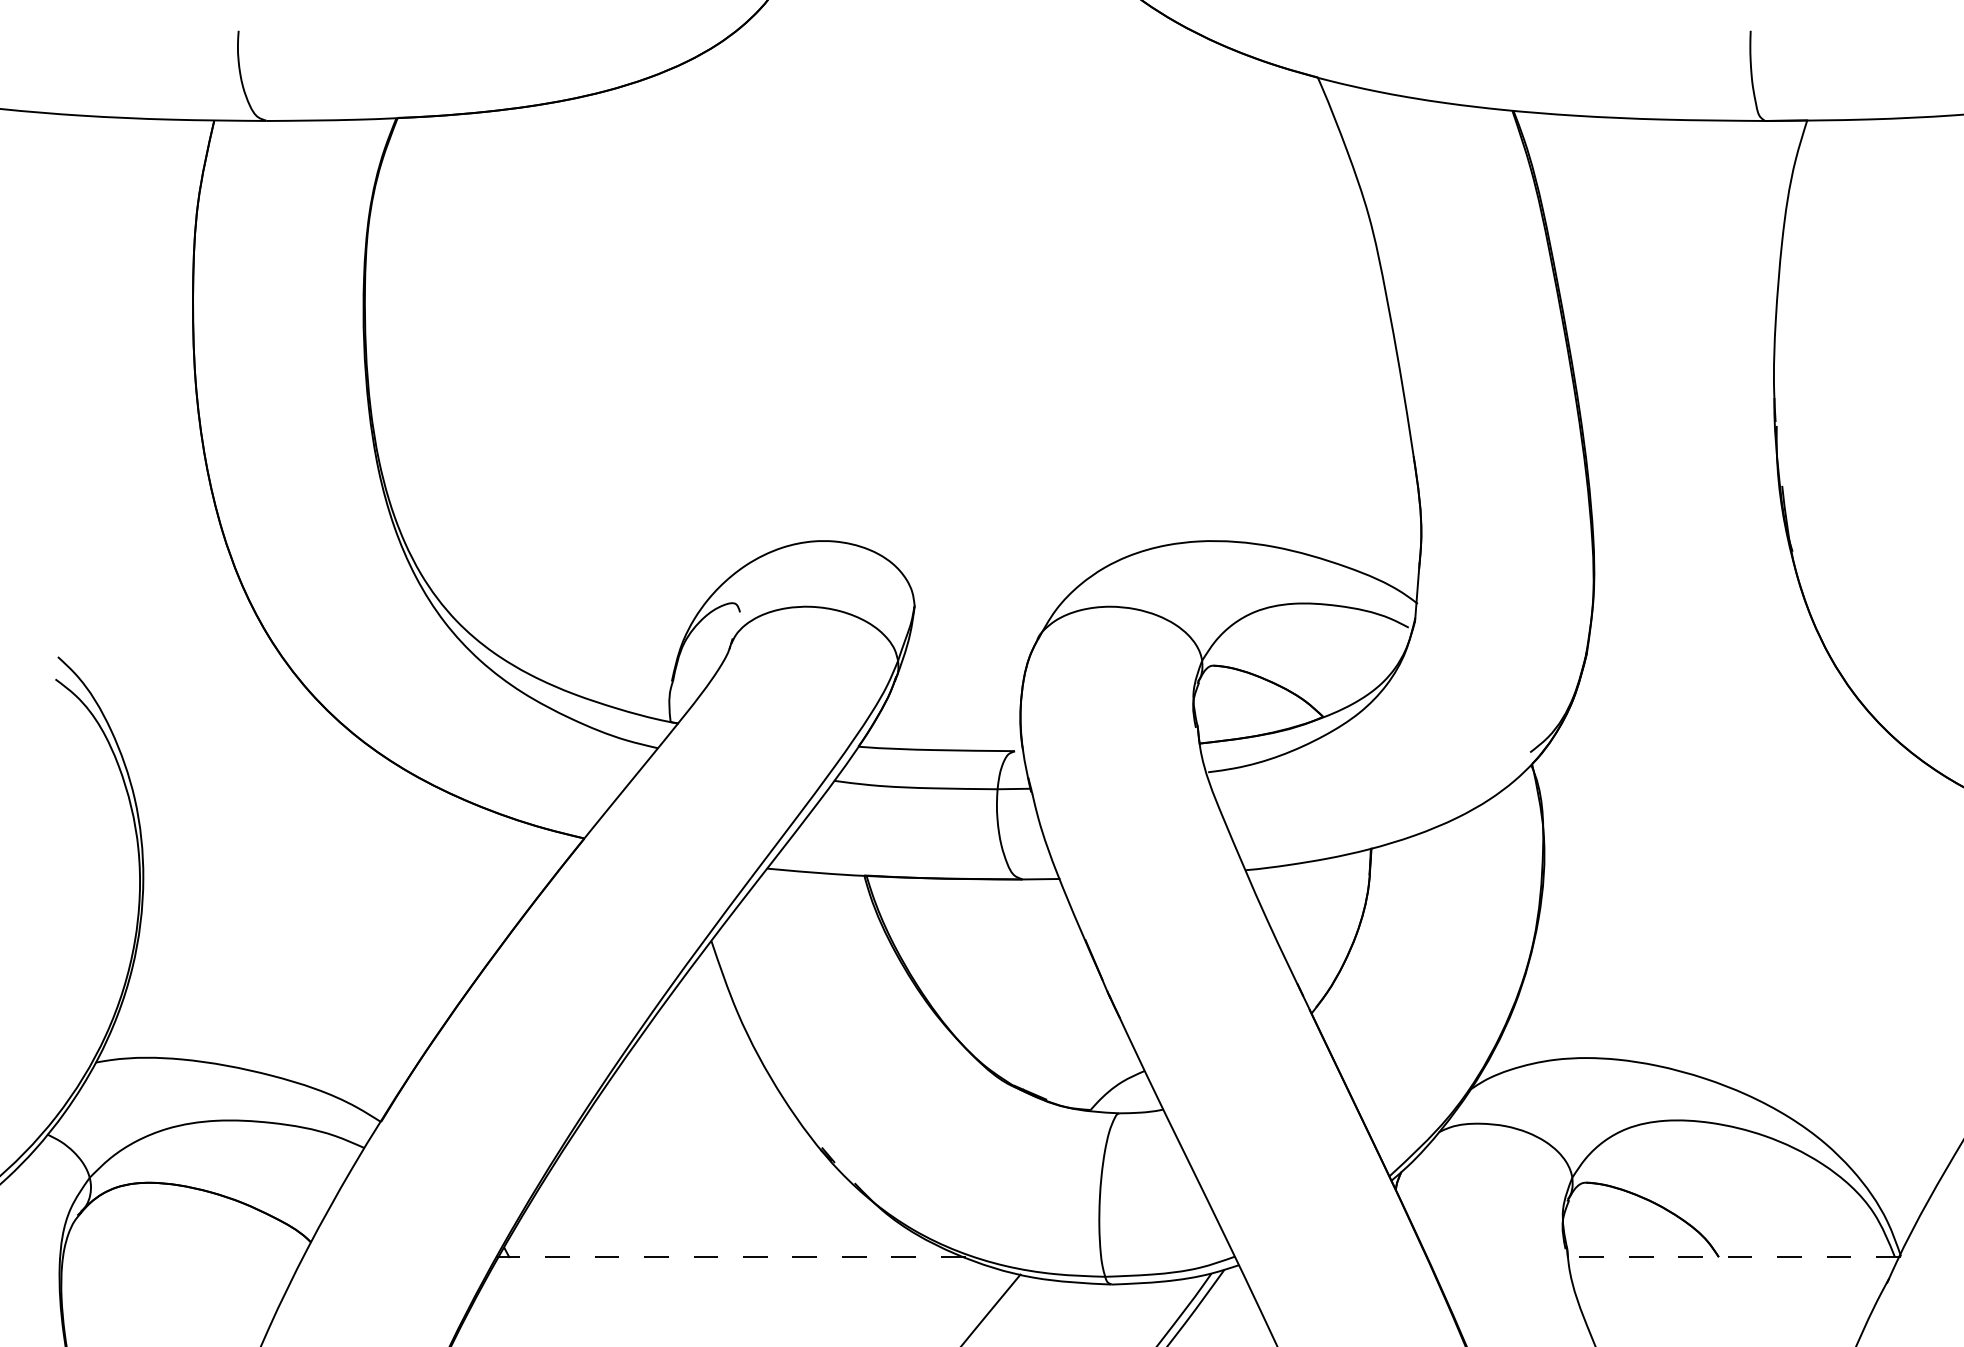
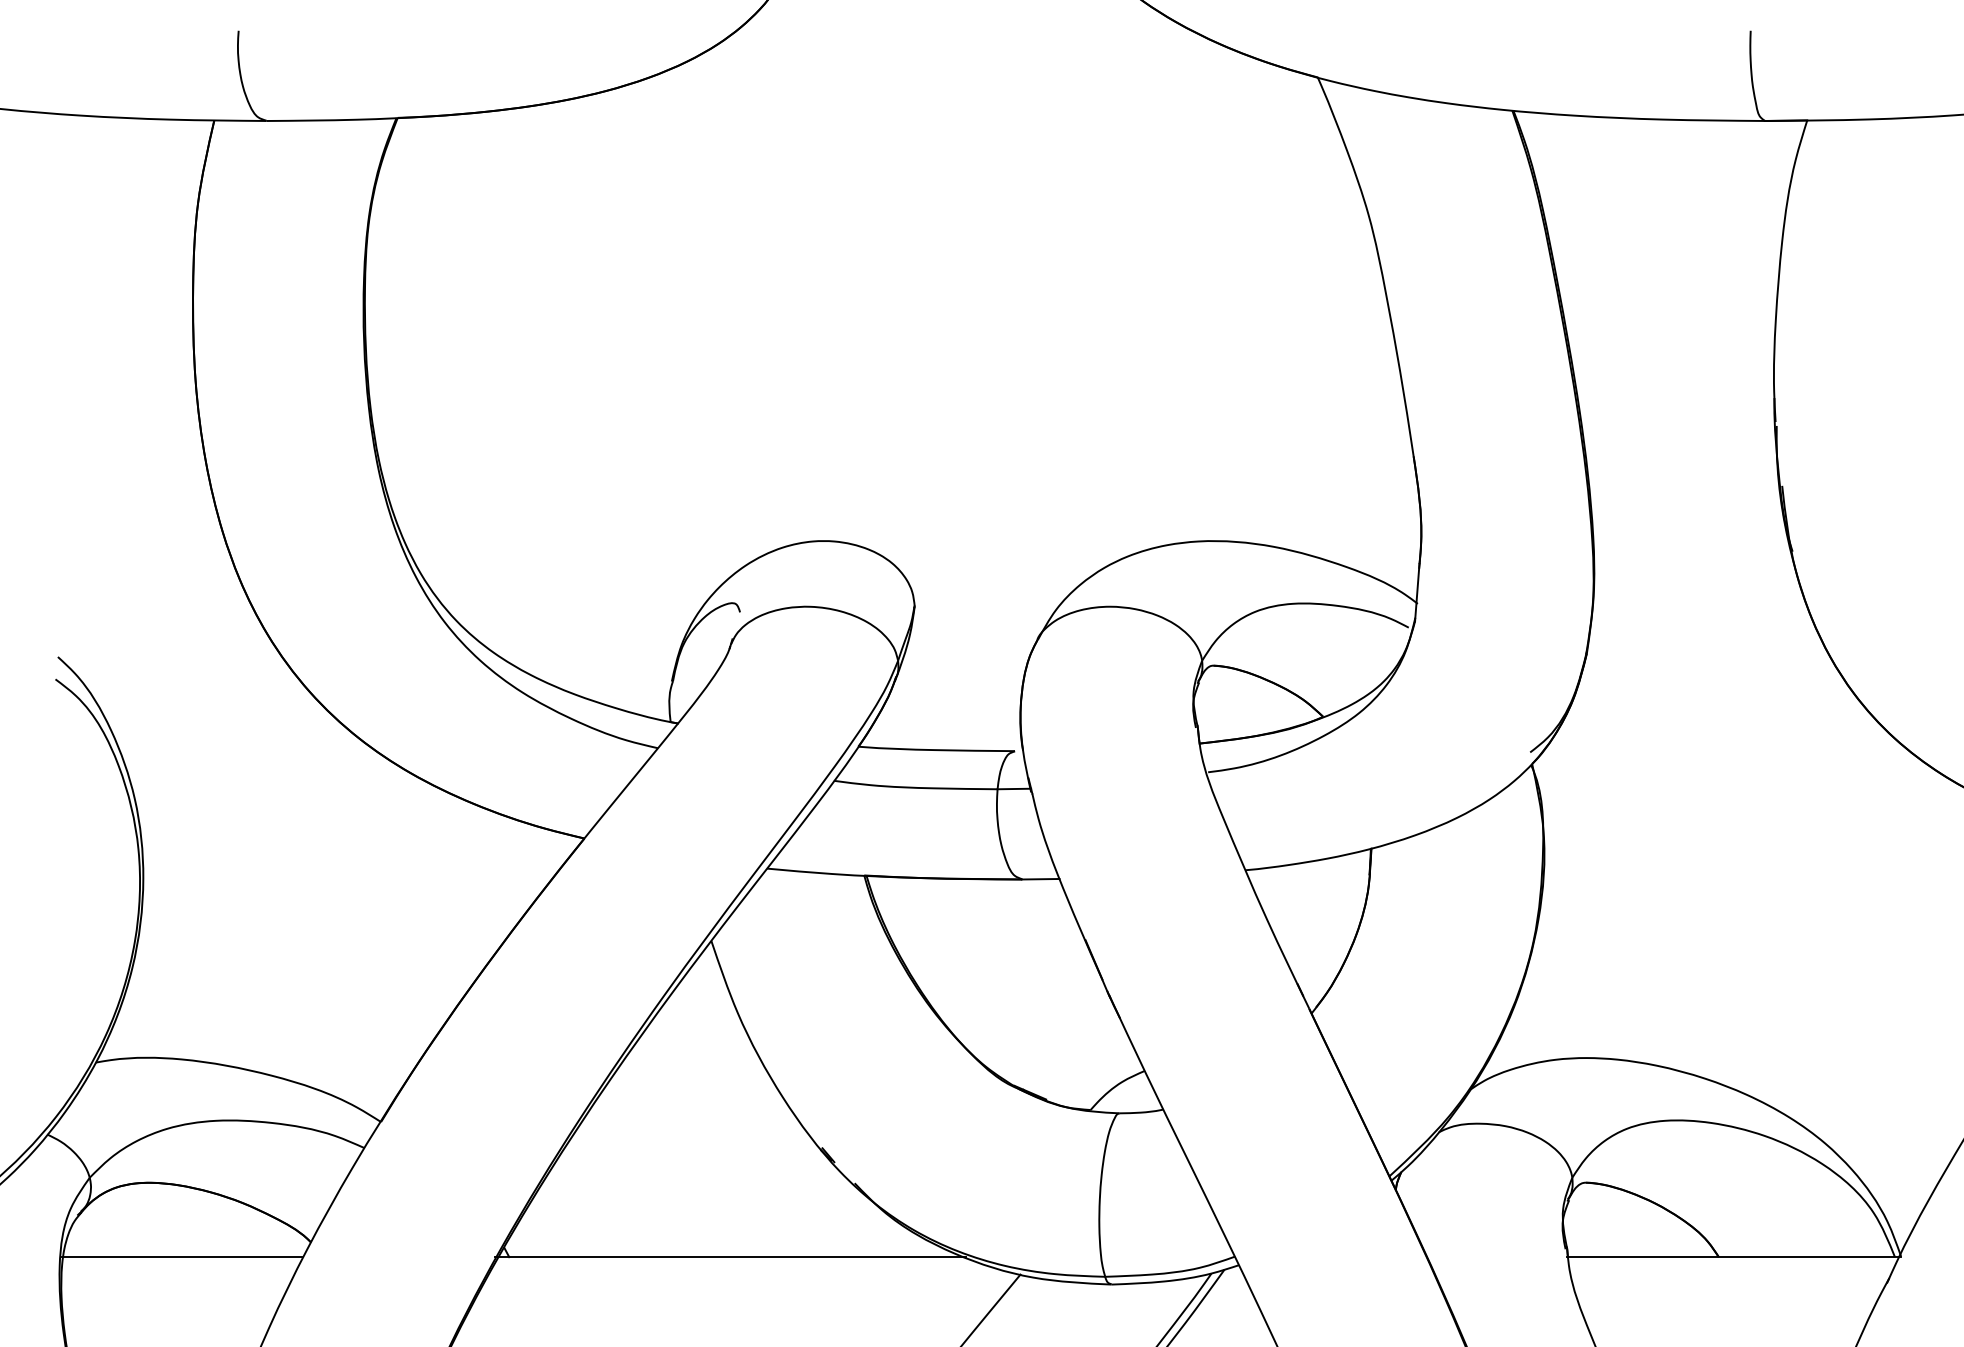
line: none -> present (181, 1257)
line: dashed -> solid (730, 1257)
line: dashed -> solid (1733, 1257)
